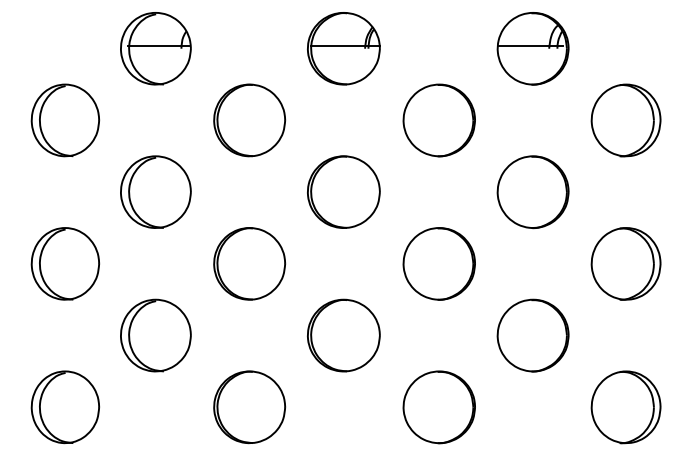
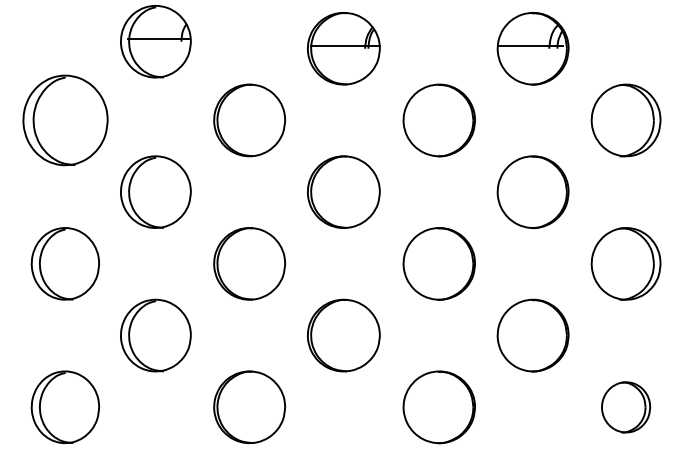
part position: (155, 48) -> (155, 41) (155, 41)
part size: 70x75 px -> 87x93 px (65, 120)
part size: 72x75 px -> 51x53 px (626, 407)
